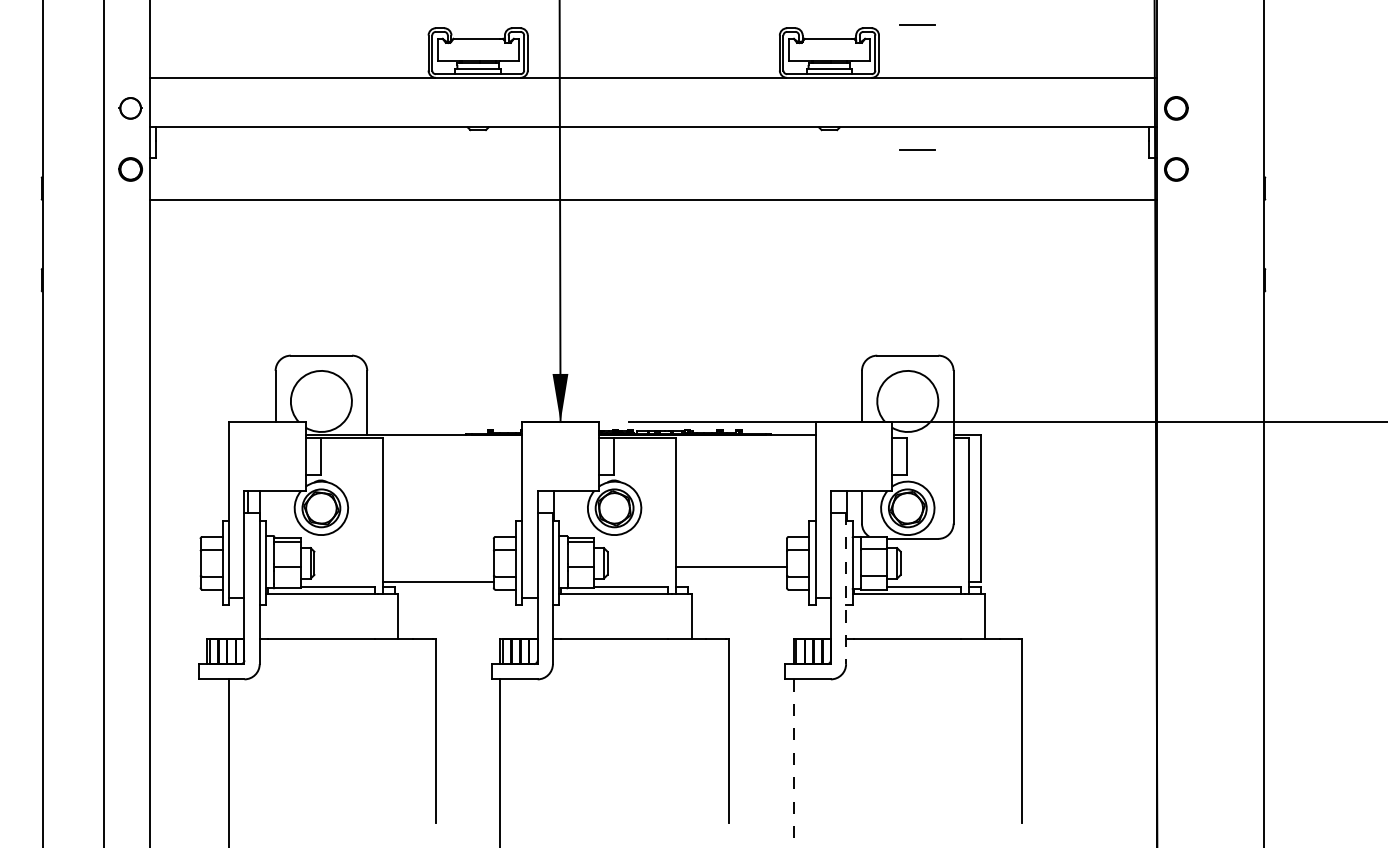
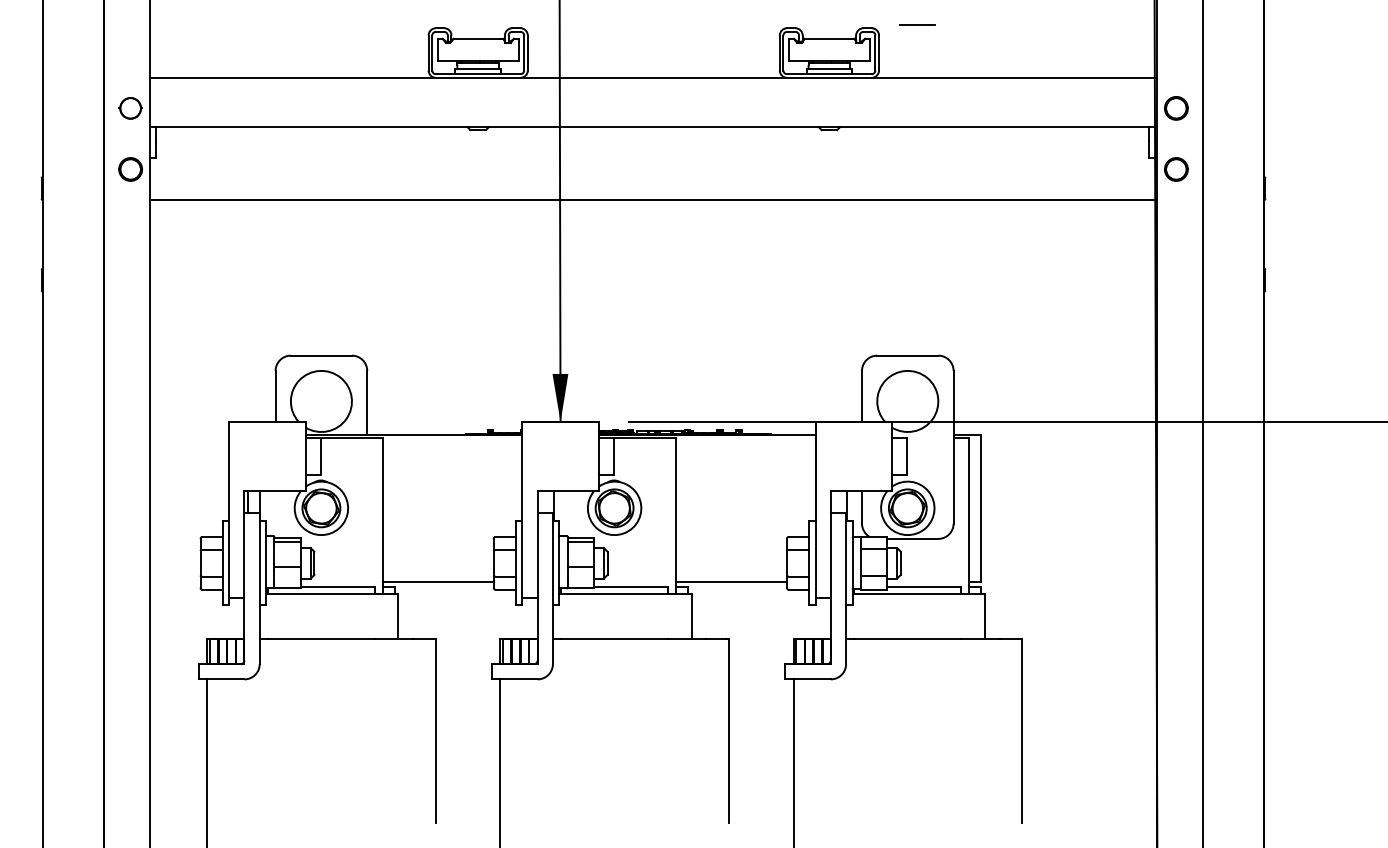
line: present -> none (917, 149)
line: none -> present (1203, 423)
line position: (730, 566) -> (730, 581) (730, 581)
line: dashed -> solid (846, 588)
line position: (229, 761) -> (207, 761) (207, 761)
line: dashed -> solid (793, 763)
